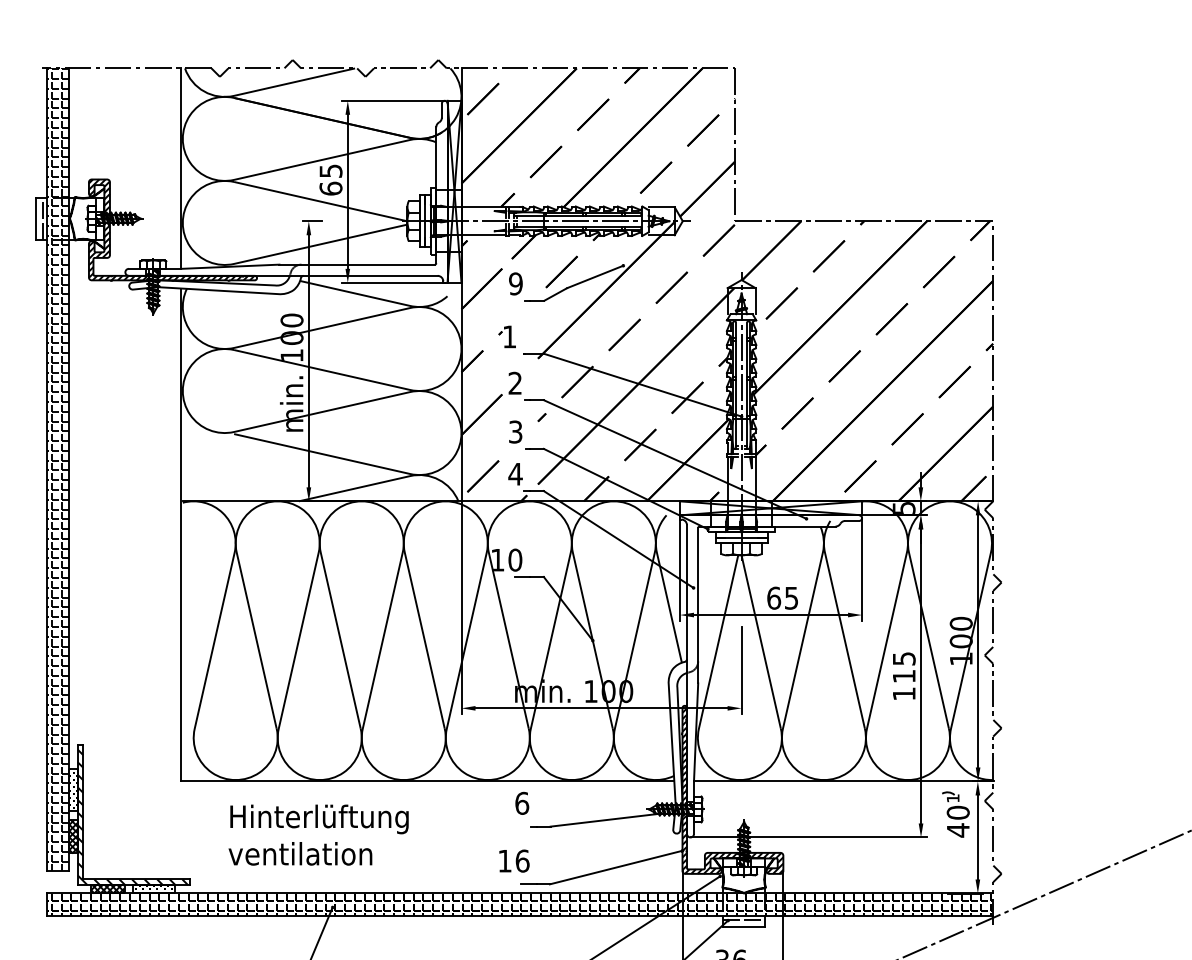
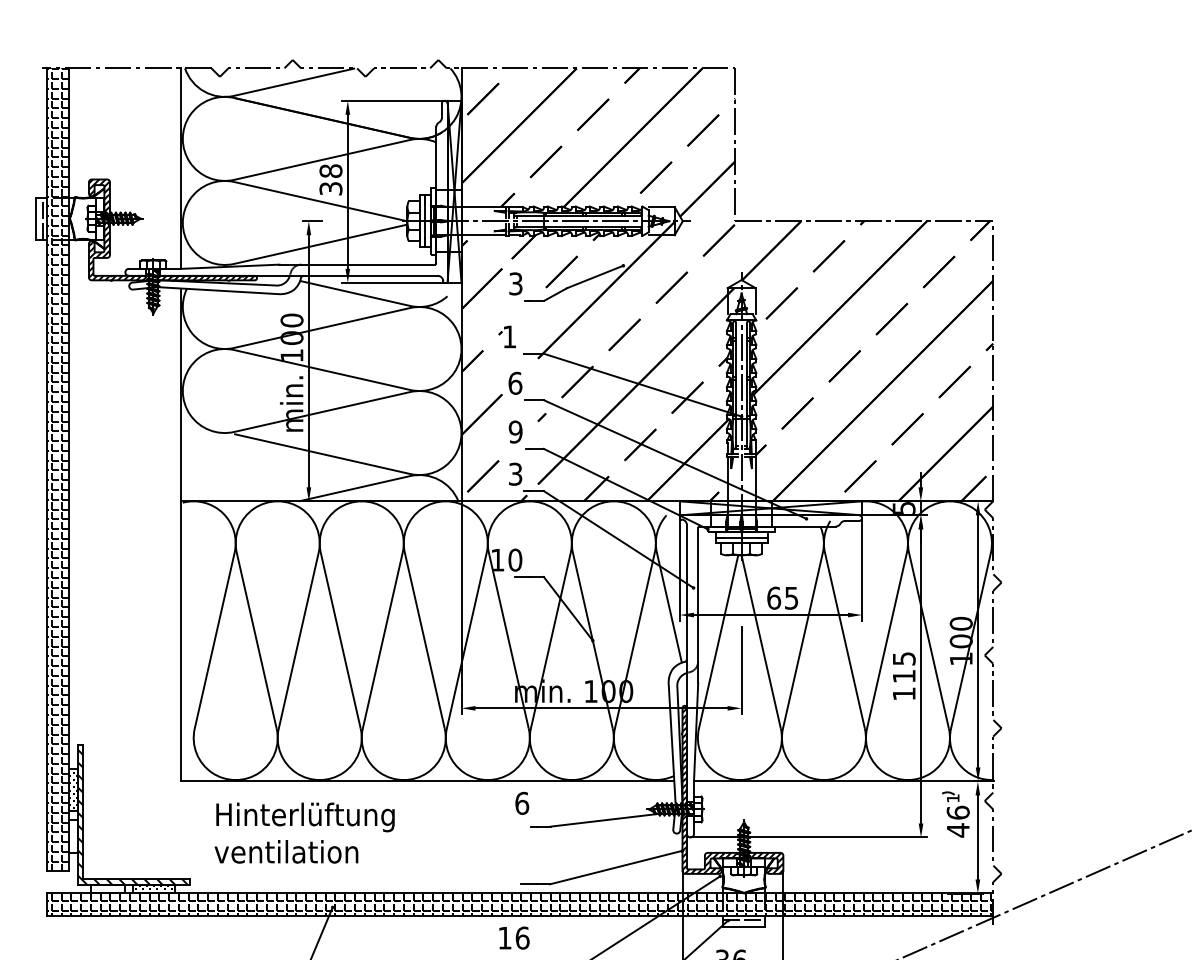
text: 65 -> 38 (330, 179)
text: 9 -> 3 (515, 283)
text: 2 -> 6 (515, 382)
text: 3 -> 9 (515, 431)
text: 4 -> 3 (515, 473)
text: 40¹ -> 46¹ (957, 812)
text position: (318, 834) -> (304, 832) (304, 832)
hatch: present -> none (73, 836)
text position: (514, 860) -> (514, 937) (514, 937)
hatch: present -> none (107, 889)
